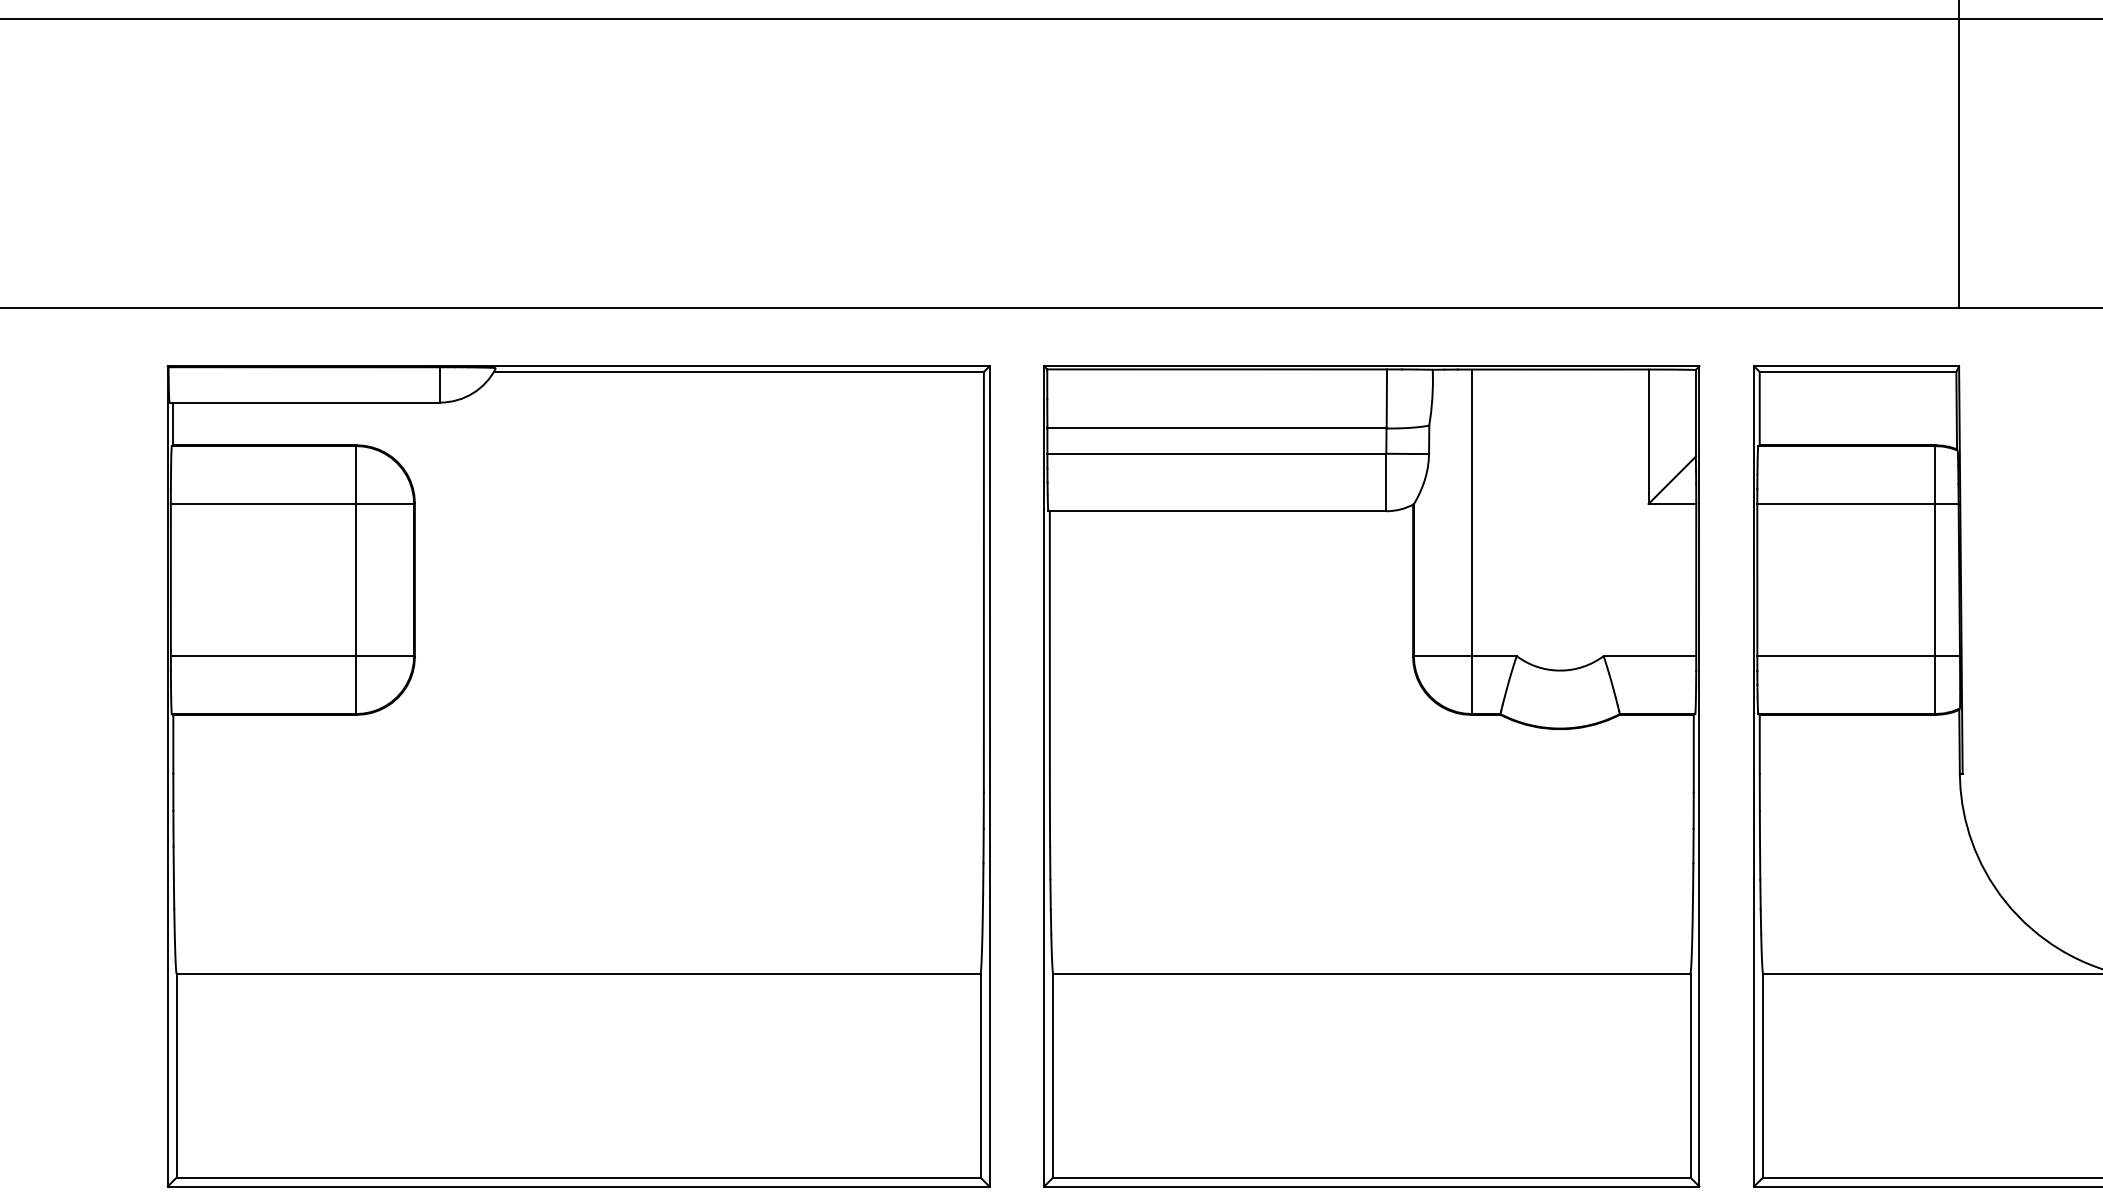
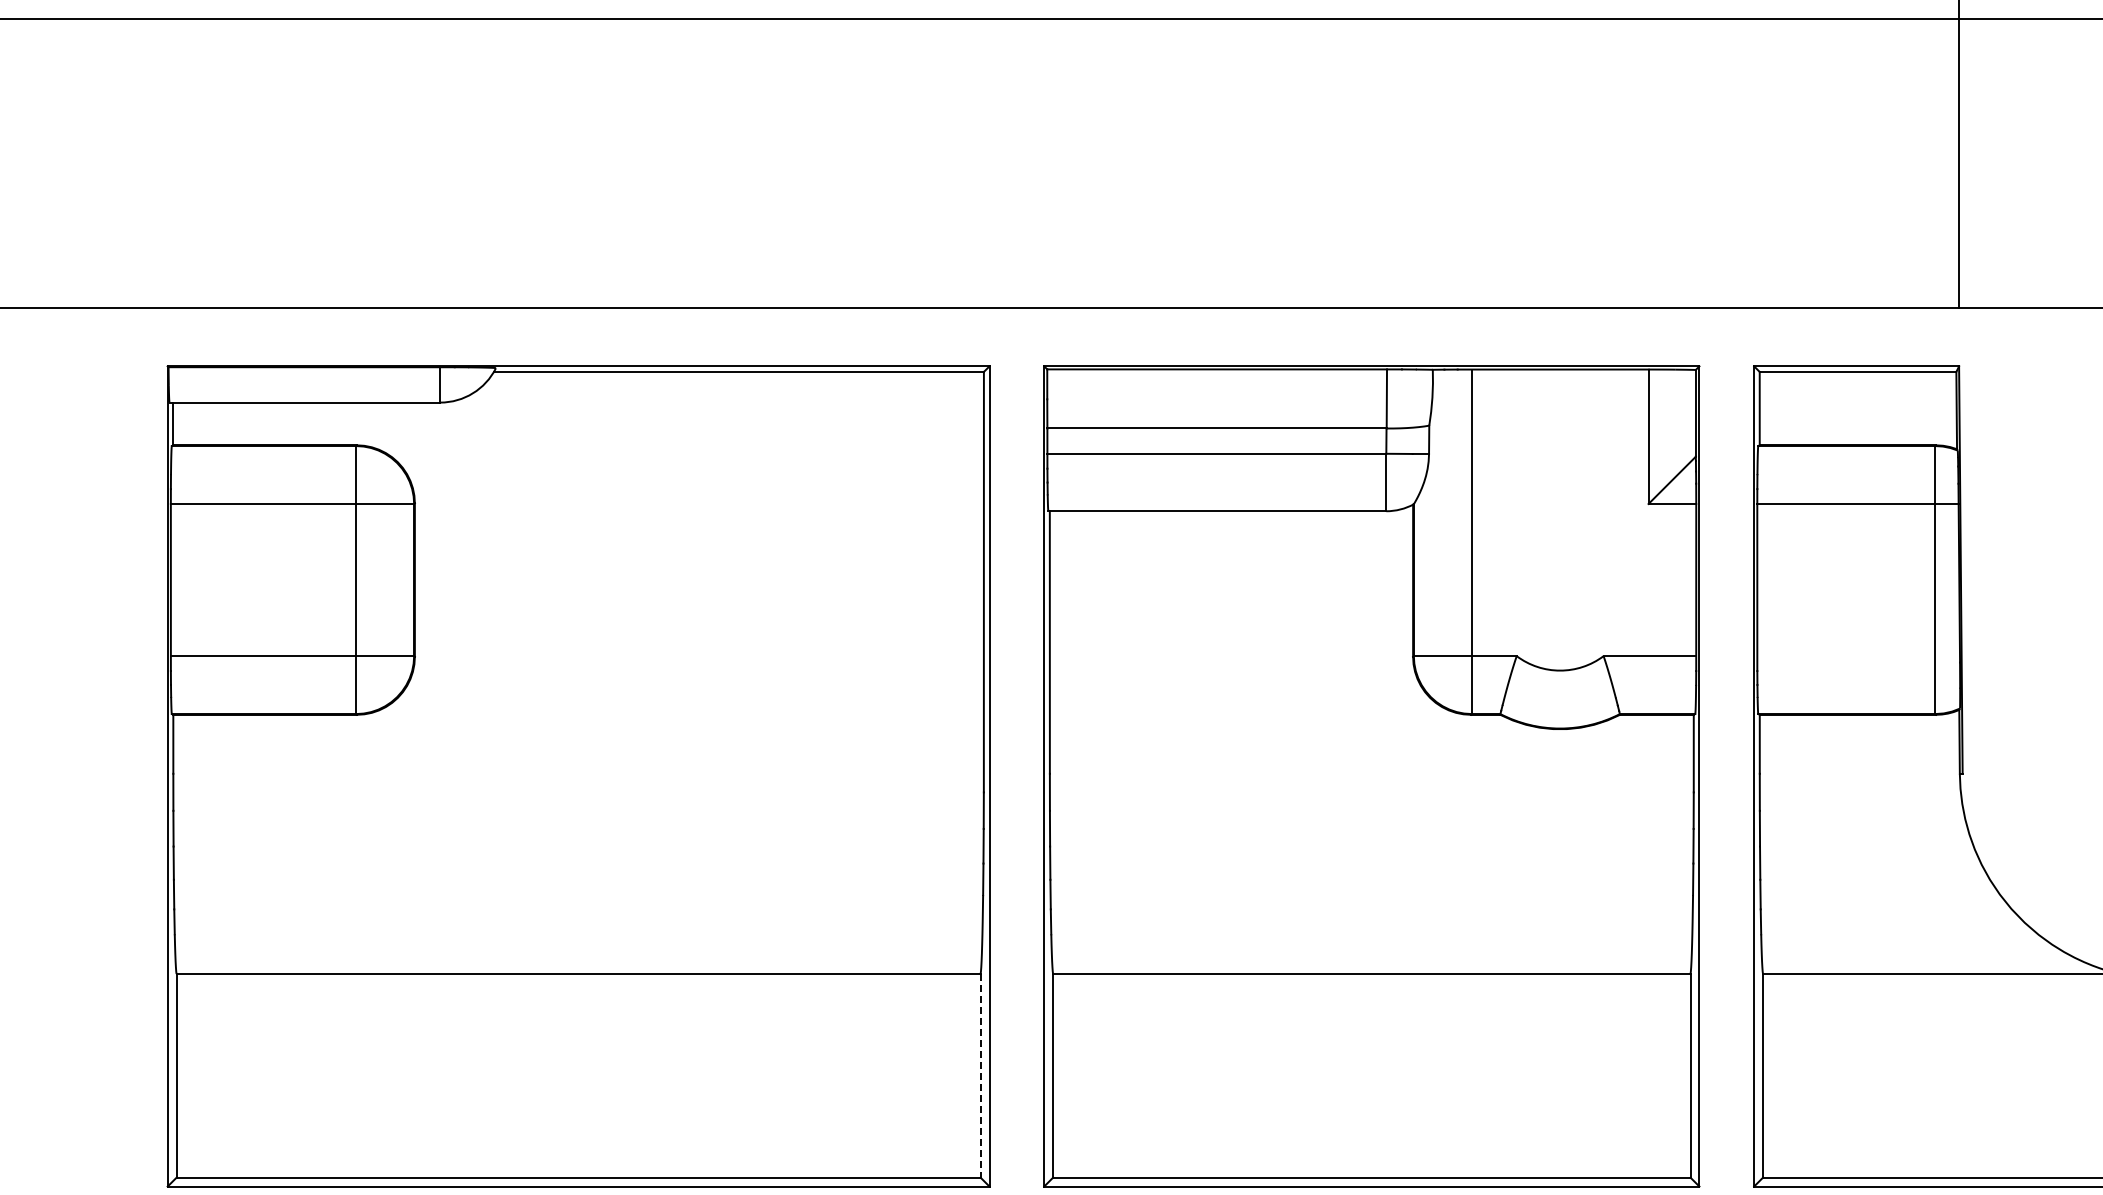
line: present -> none (1858, 656)
line: solid -> dashed (980, 1075)
